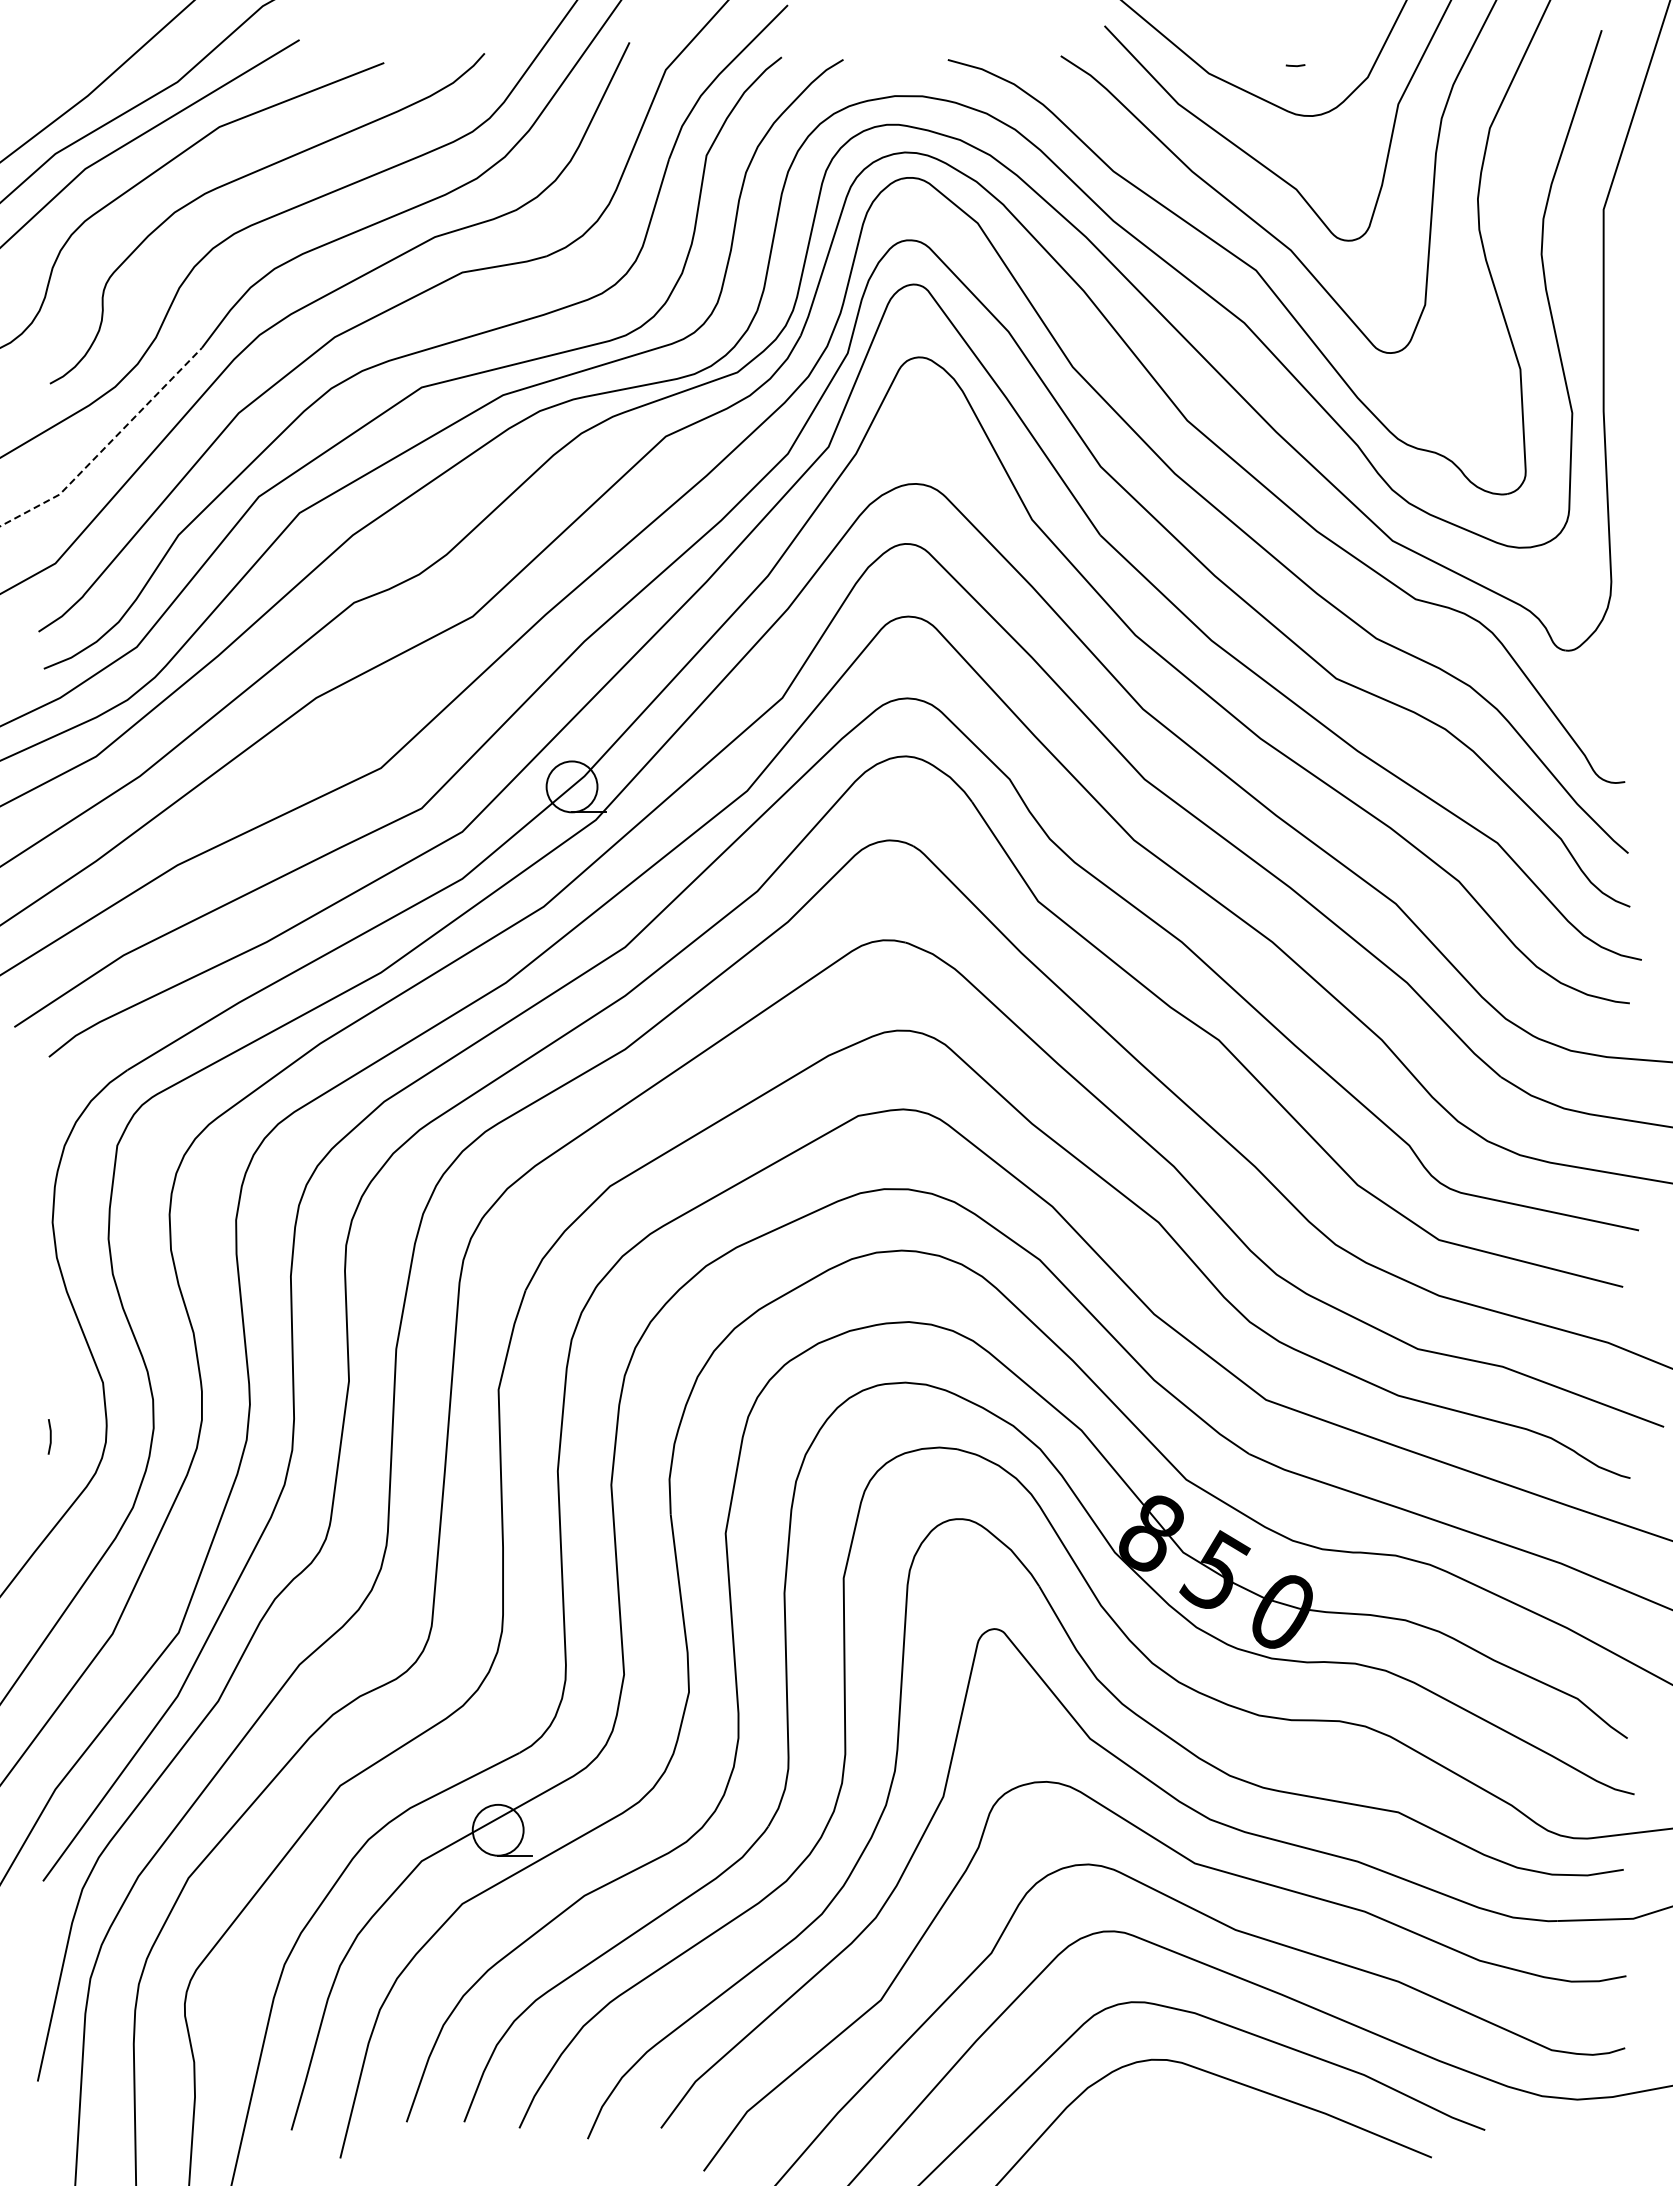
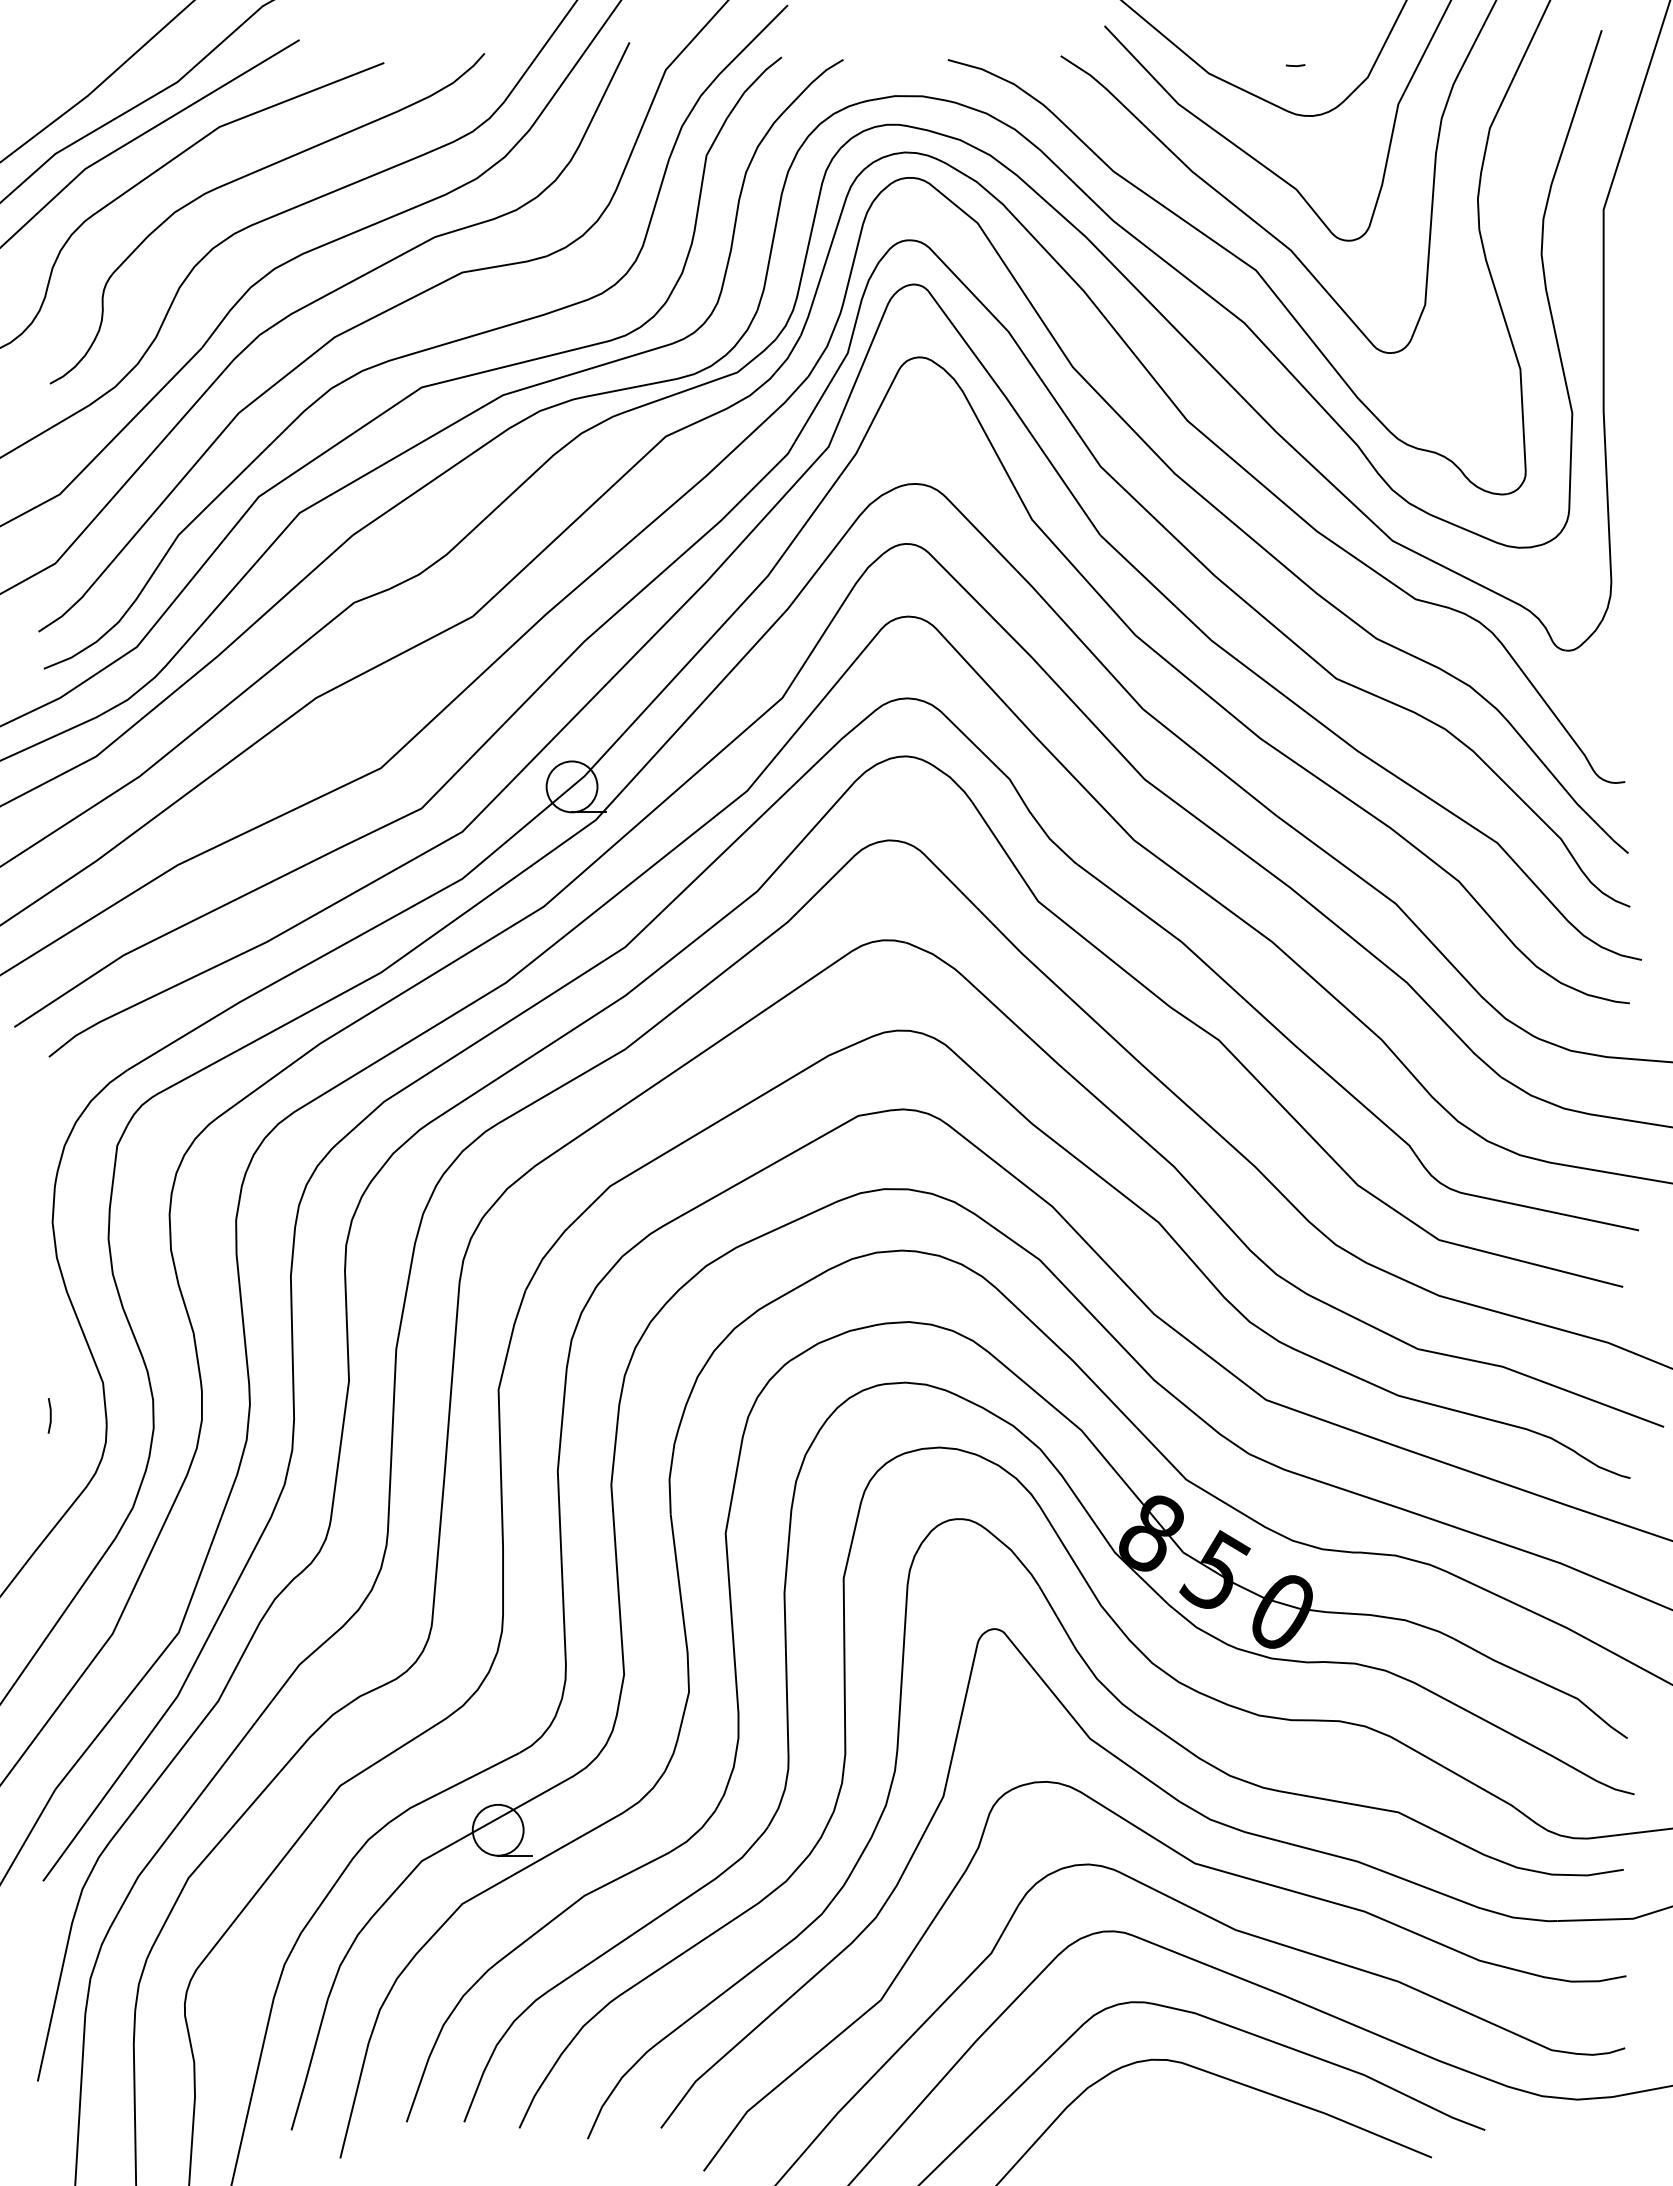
line: dashed -> solid (107, 445)
line position: (49, 1436) -> (49, 1415) (49, 1415)
